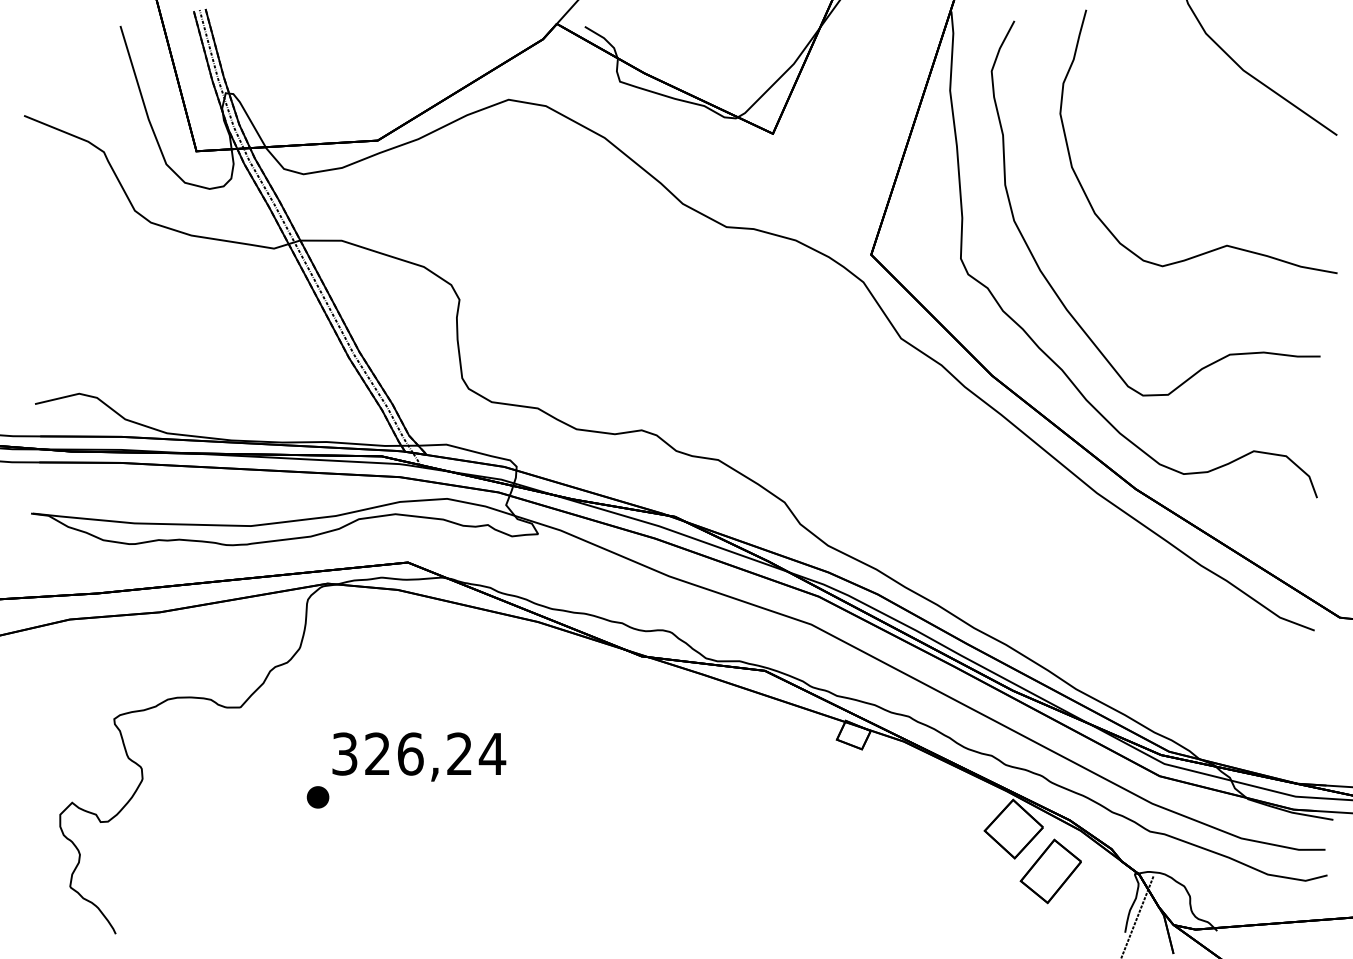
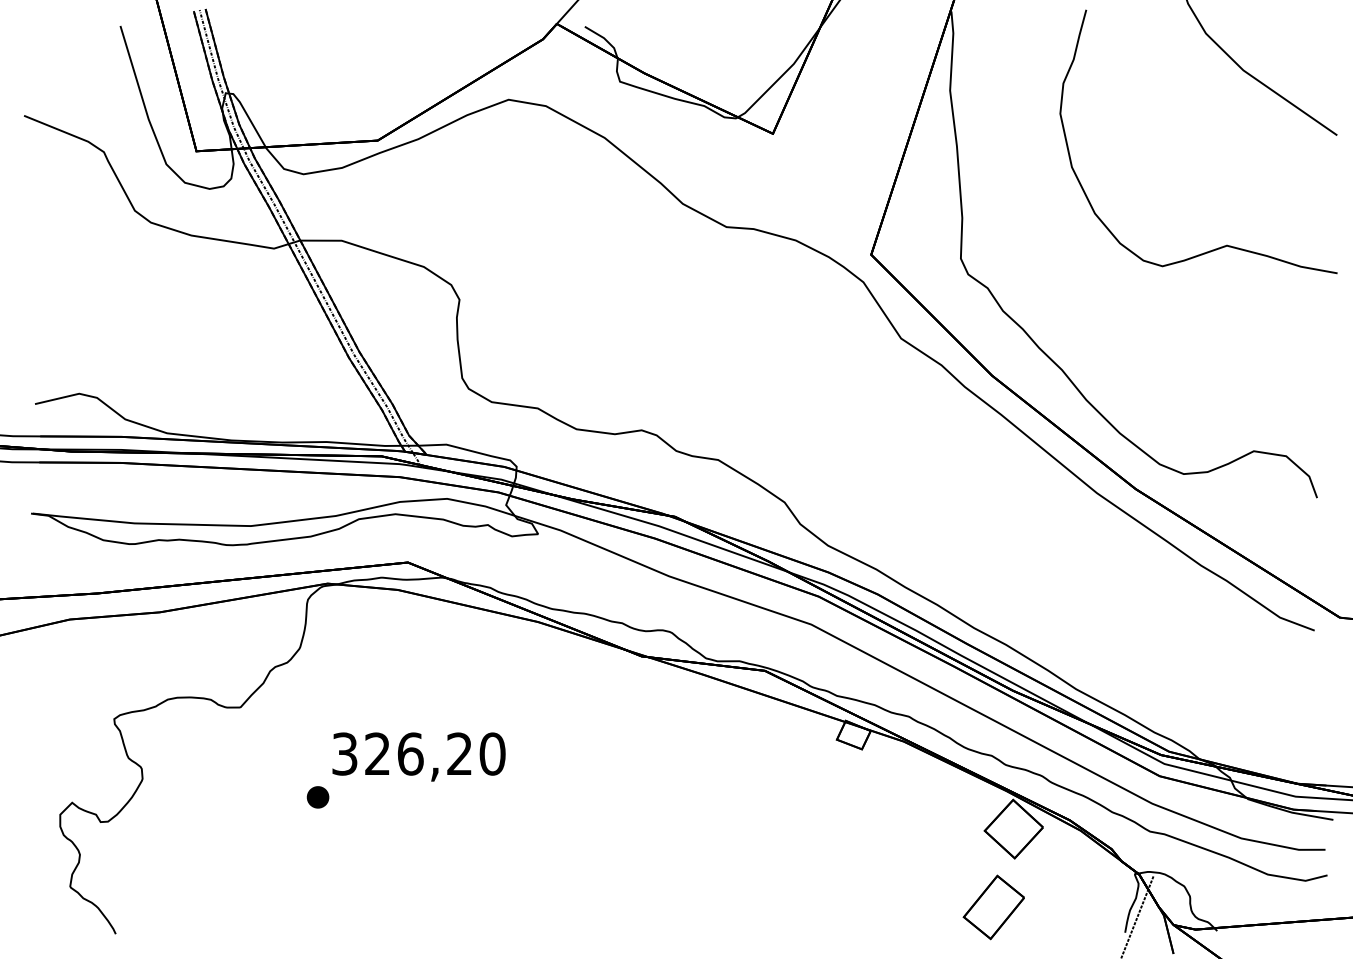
part: present -> none (1048, 280)
text: 326,24 -> 326,20 (492, 753)
part position: (1050, 871) -> (993, 907) (993, 907)
